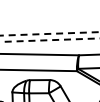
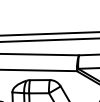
line: dashed -> solid (49, 33)
line: dashed -> solid (50, 40)
